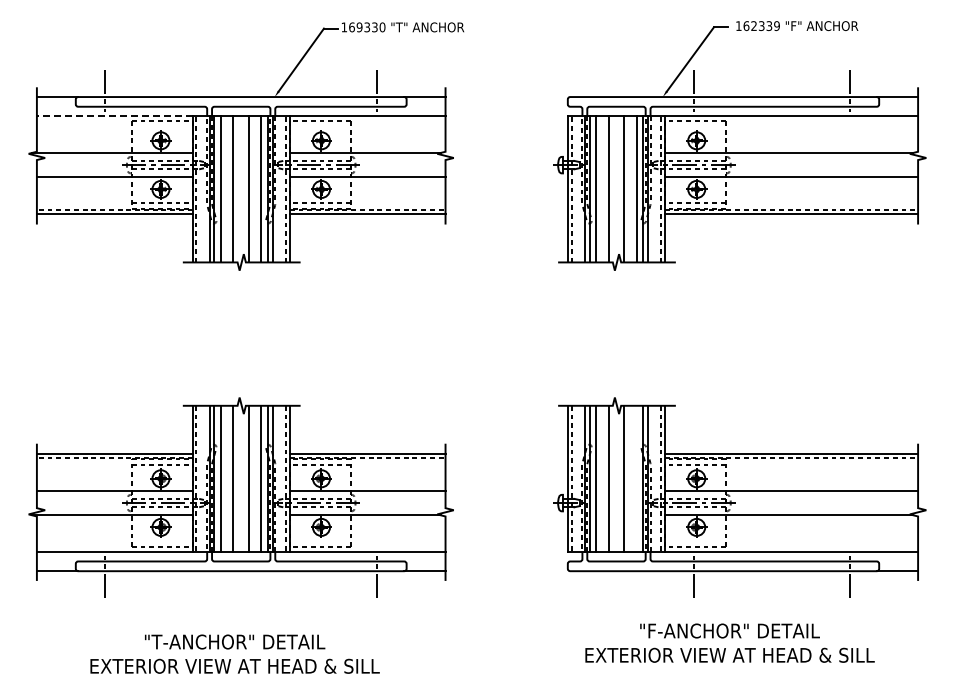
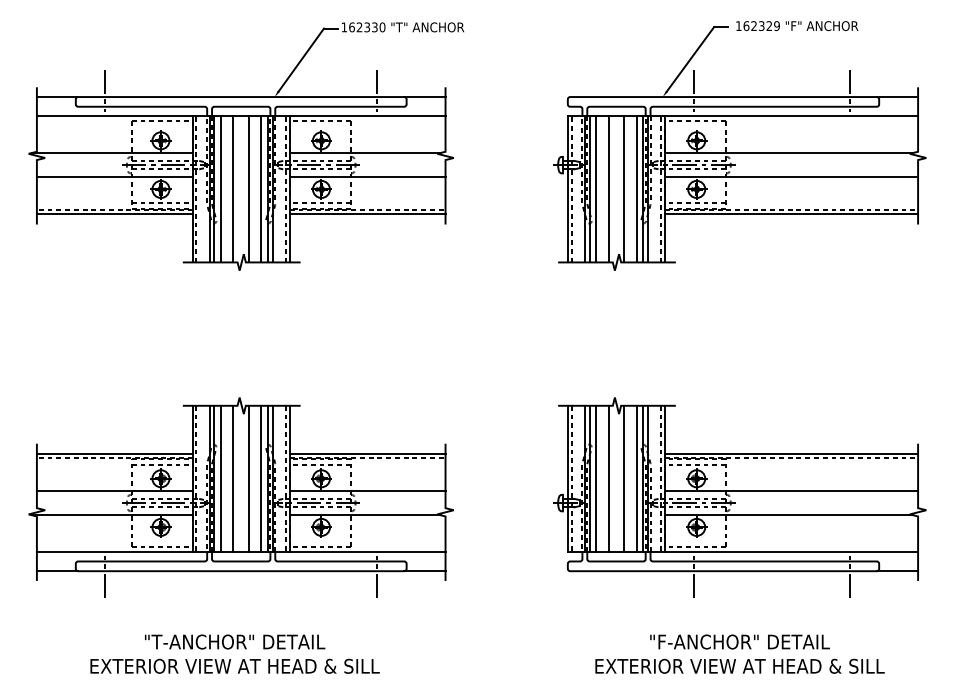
text: 162339 -> 162329 (769, 26)
text: 169330 -> 162330 (359, 27)
line: dashed -> solid (114, 116)
line: none -> present (636, 478)
text position: (729, 642) -> (739, 653) (739, 653)
